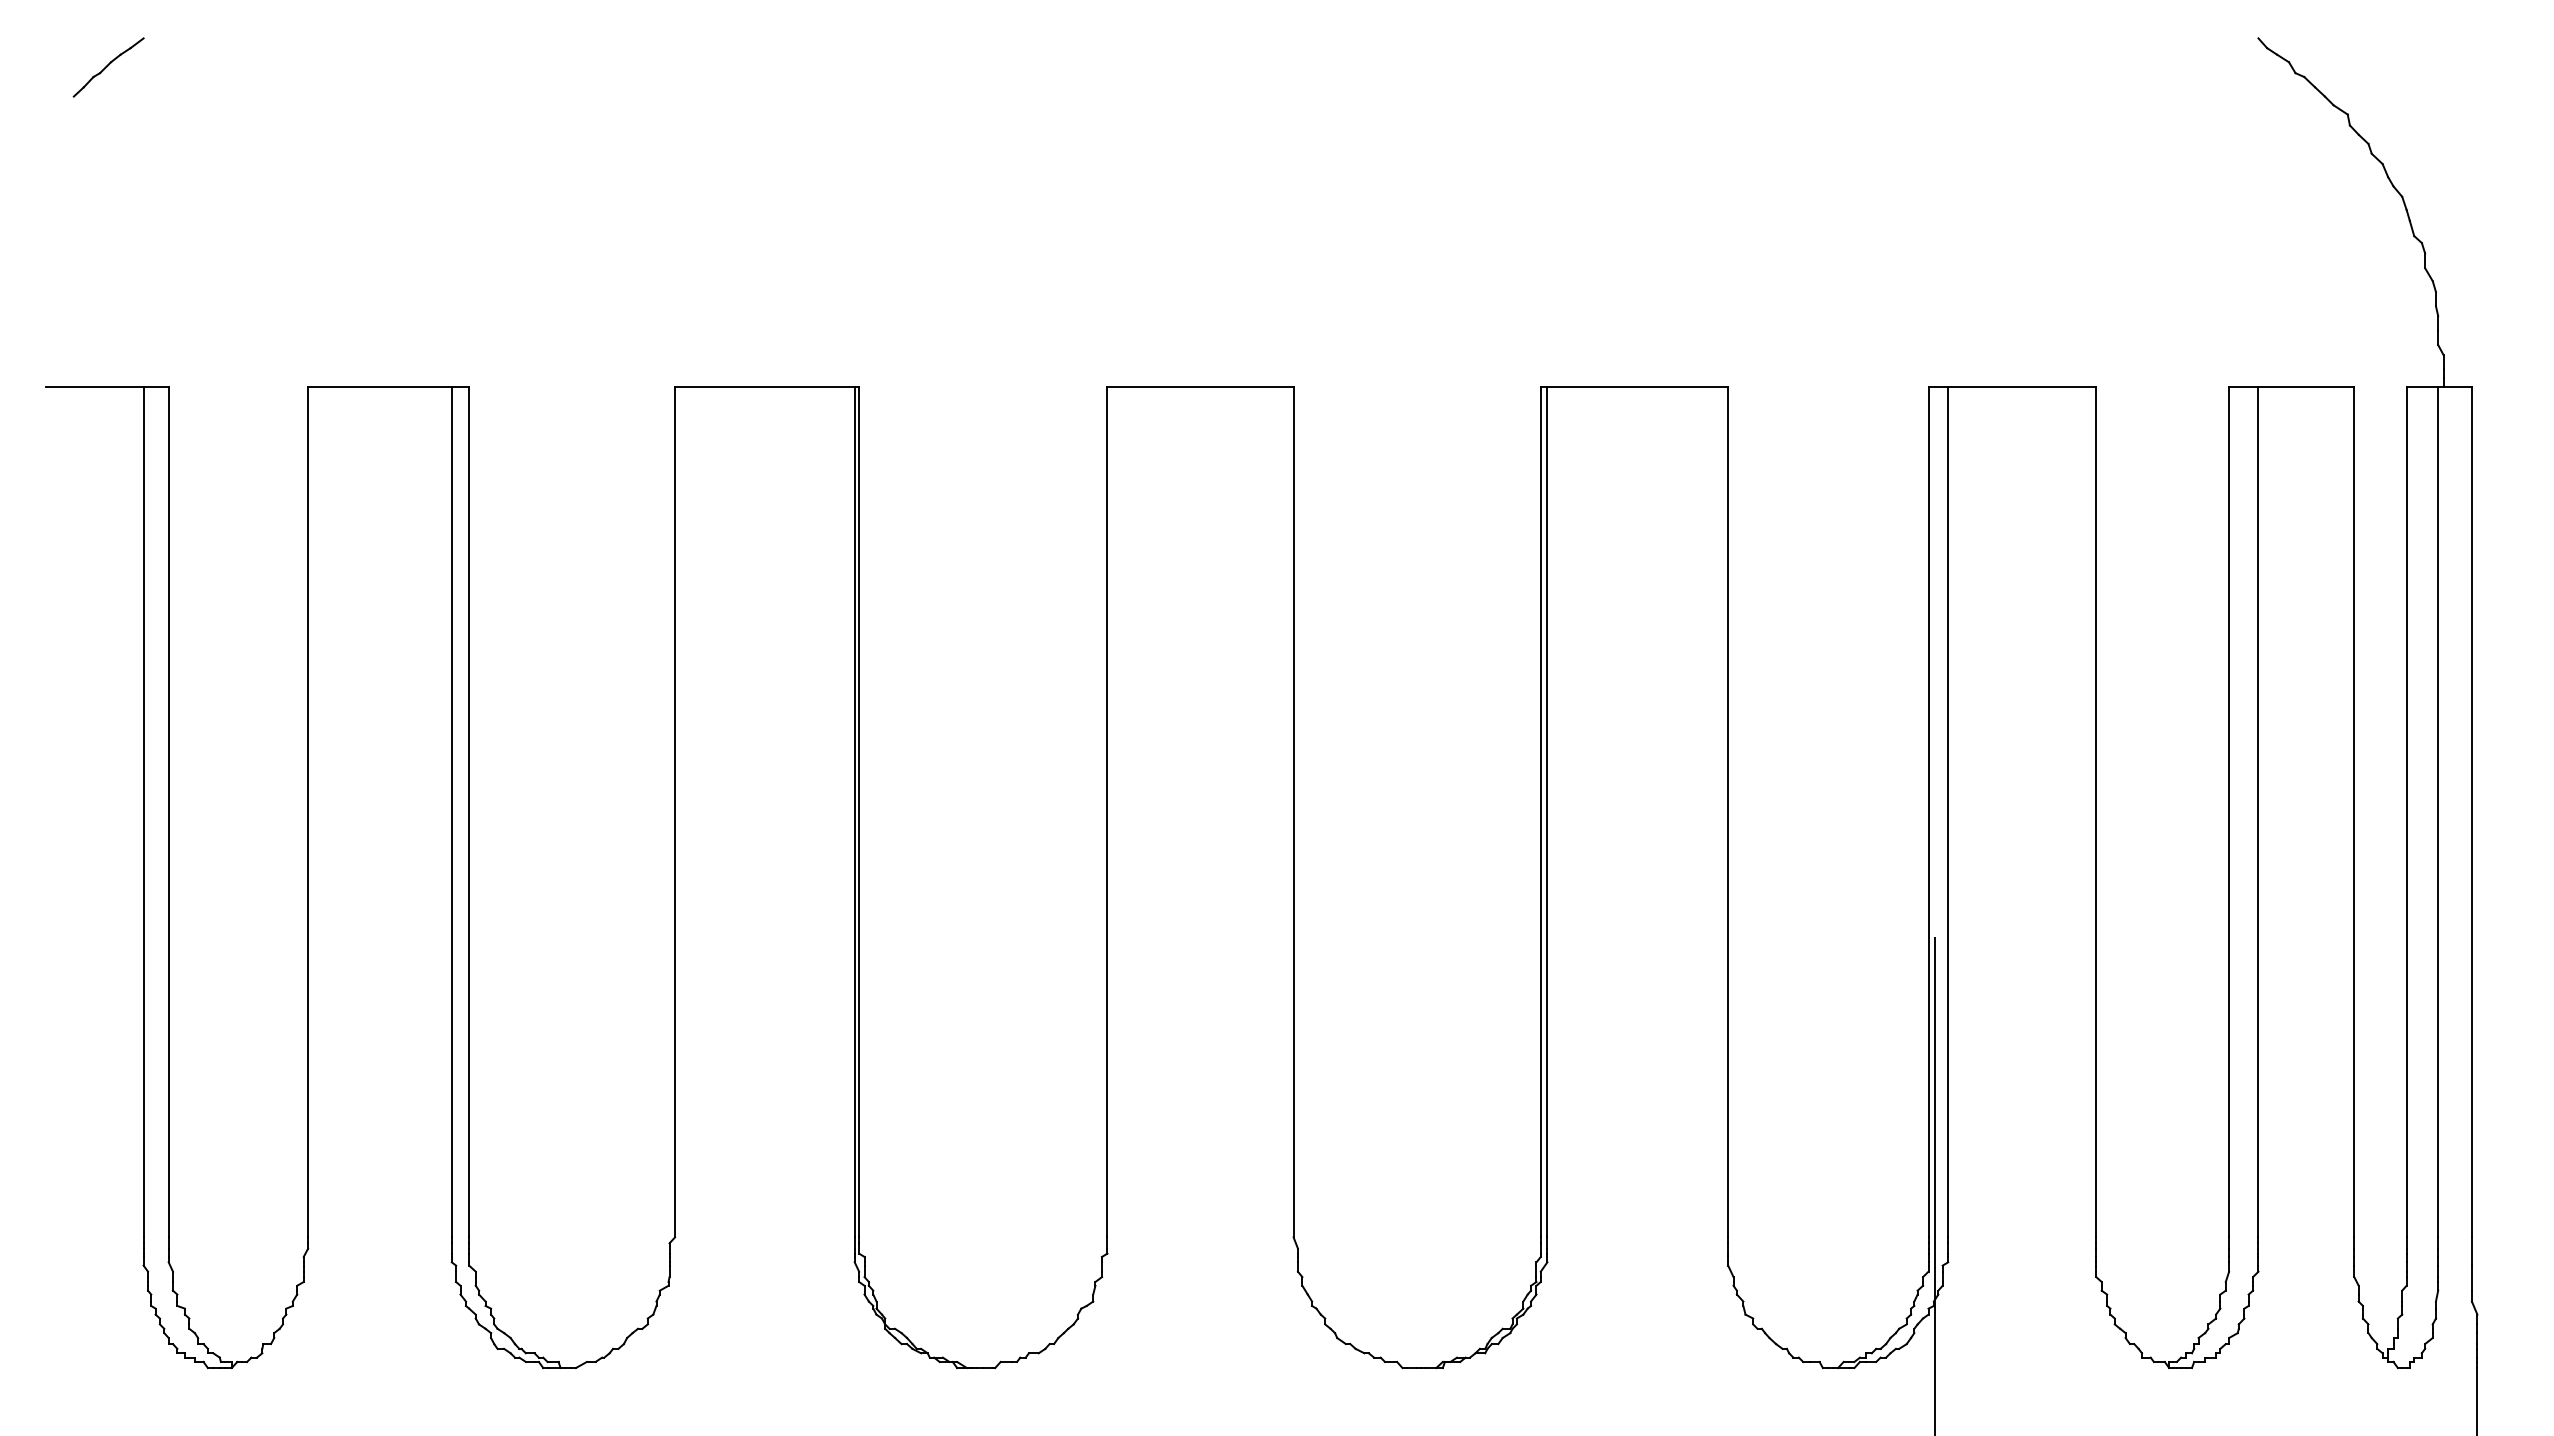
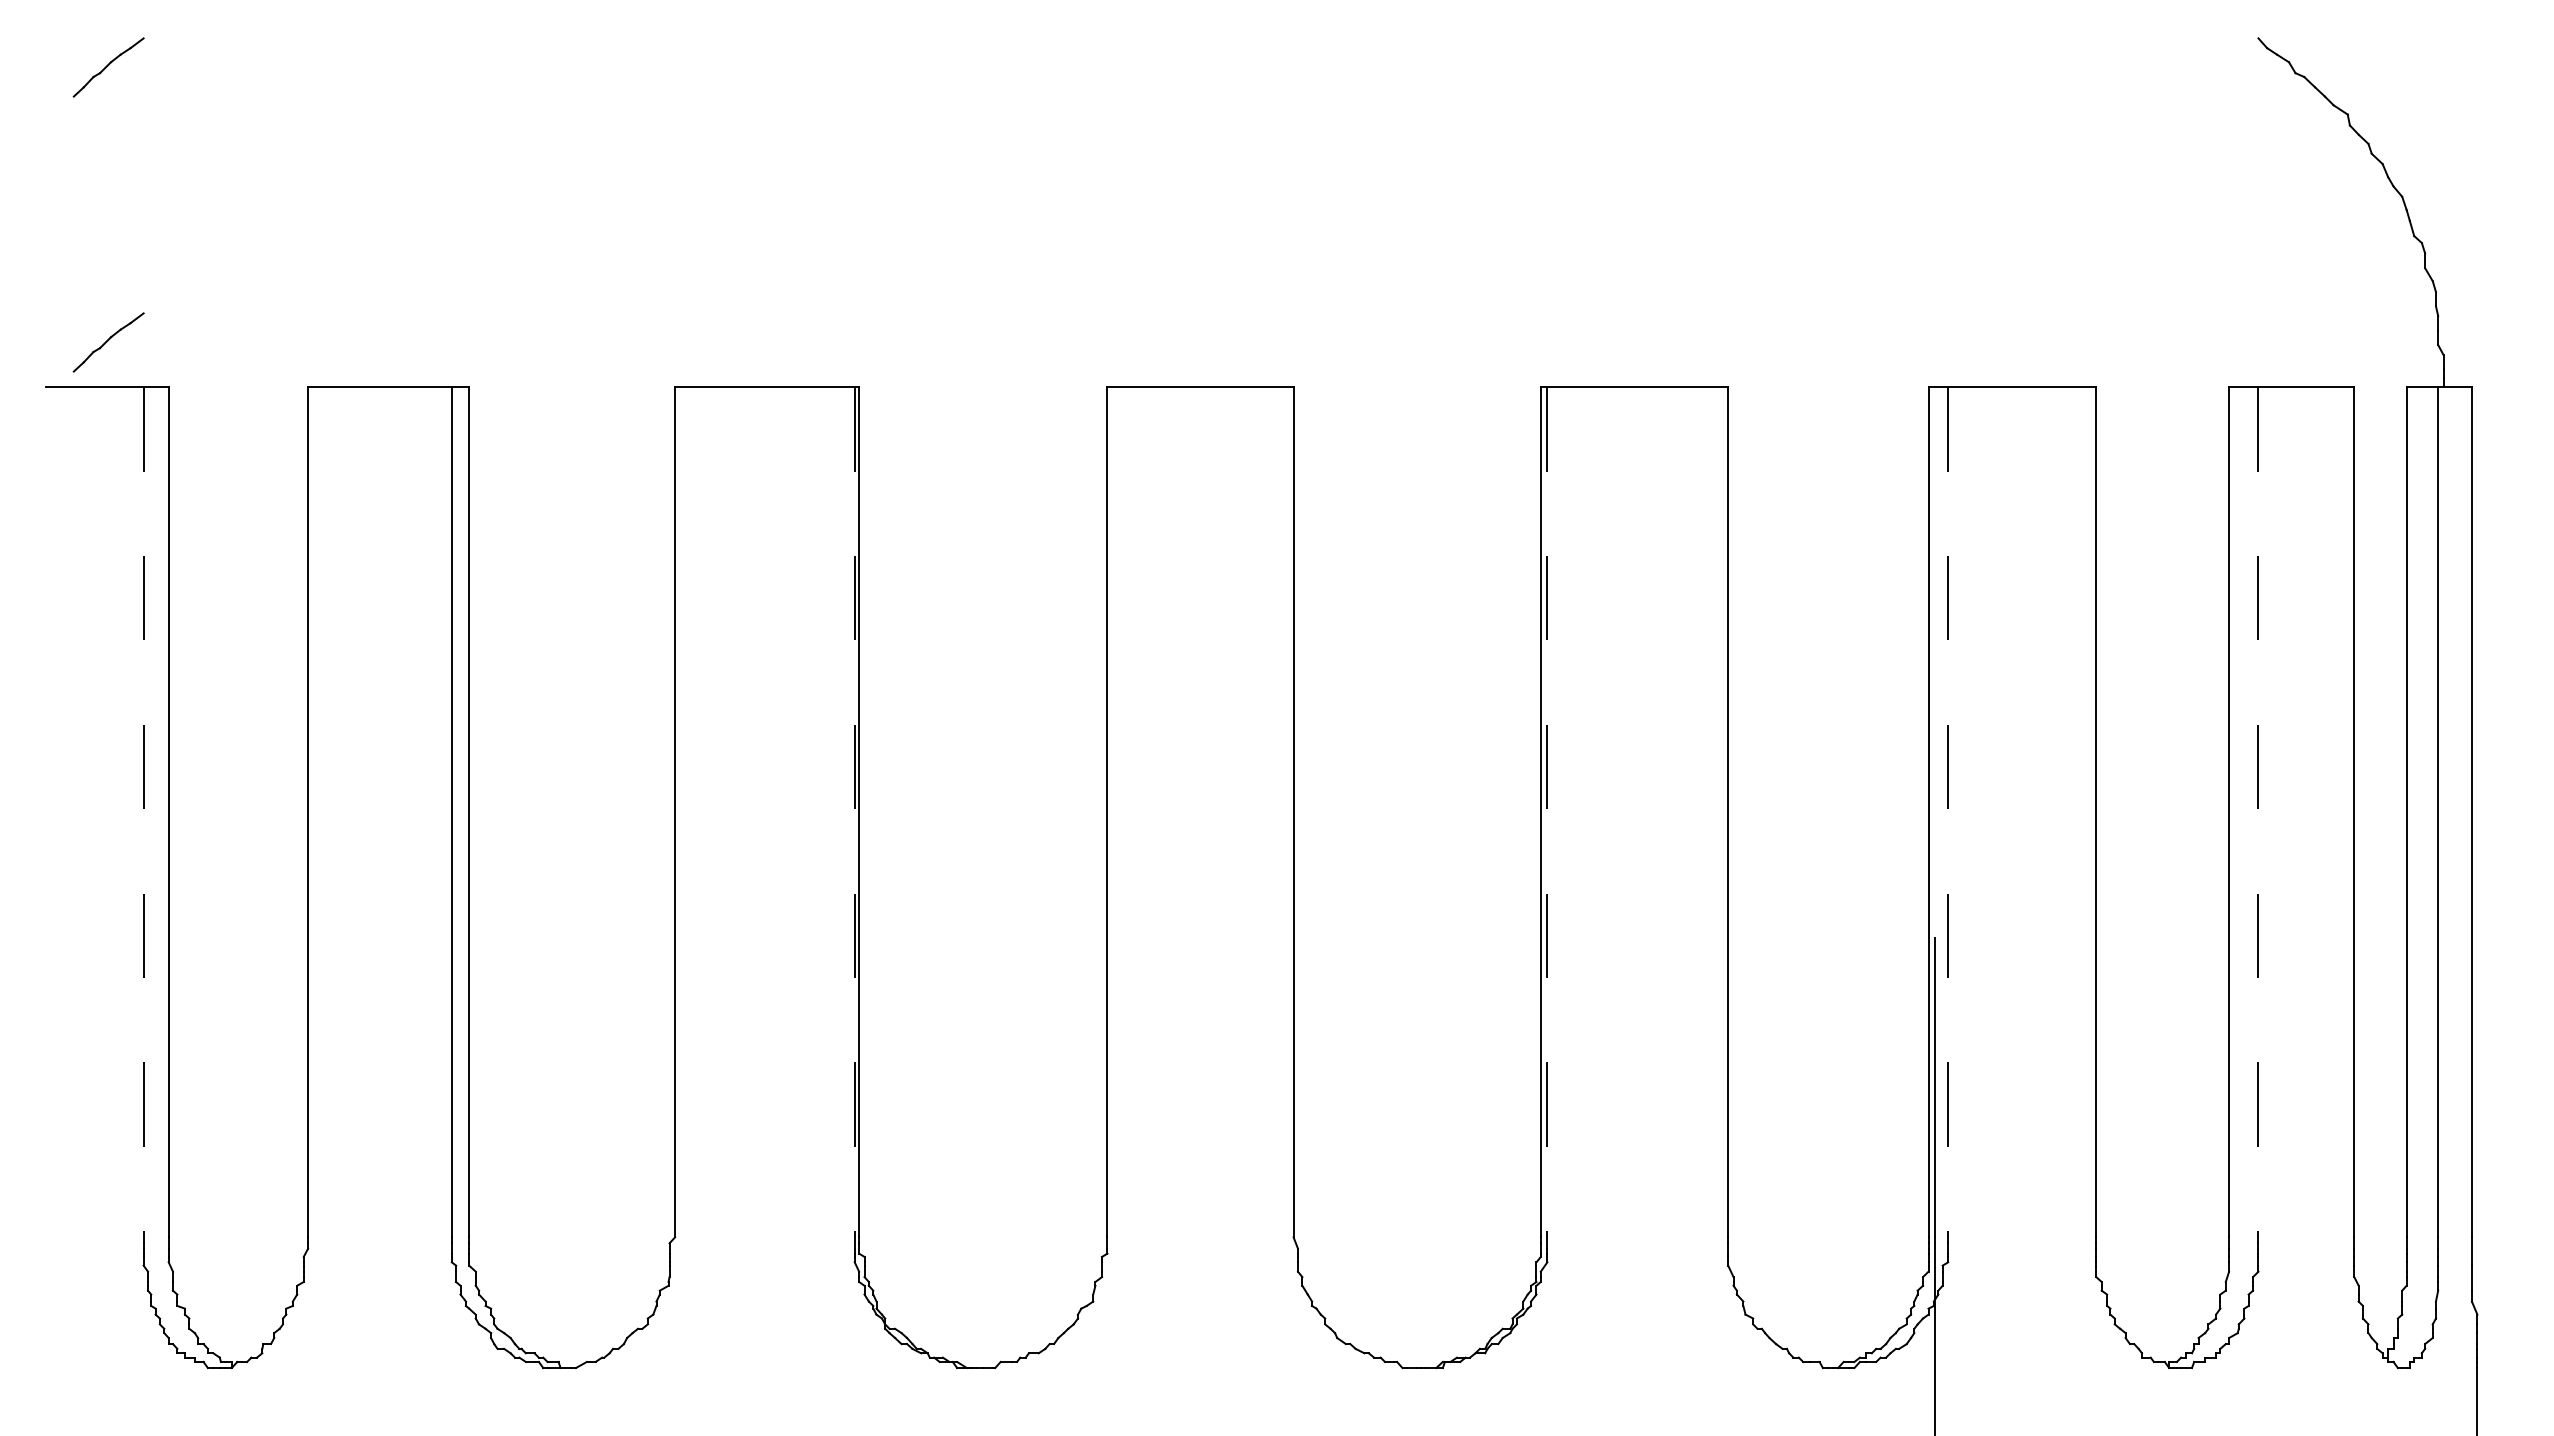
part: none -> present (108, 342)
line: solid -> dashed (143, 812)
line: solid -> dashed (854, 812)
line: solid -> dashed (1547, 812)
line: solid -> dashed (1948, 812)
line: solid -> dashed (2258, 812)
